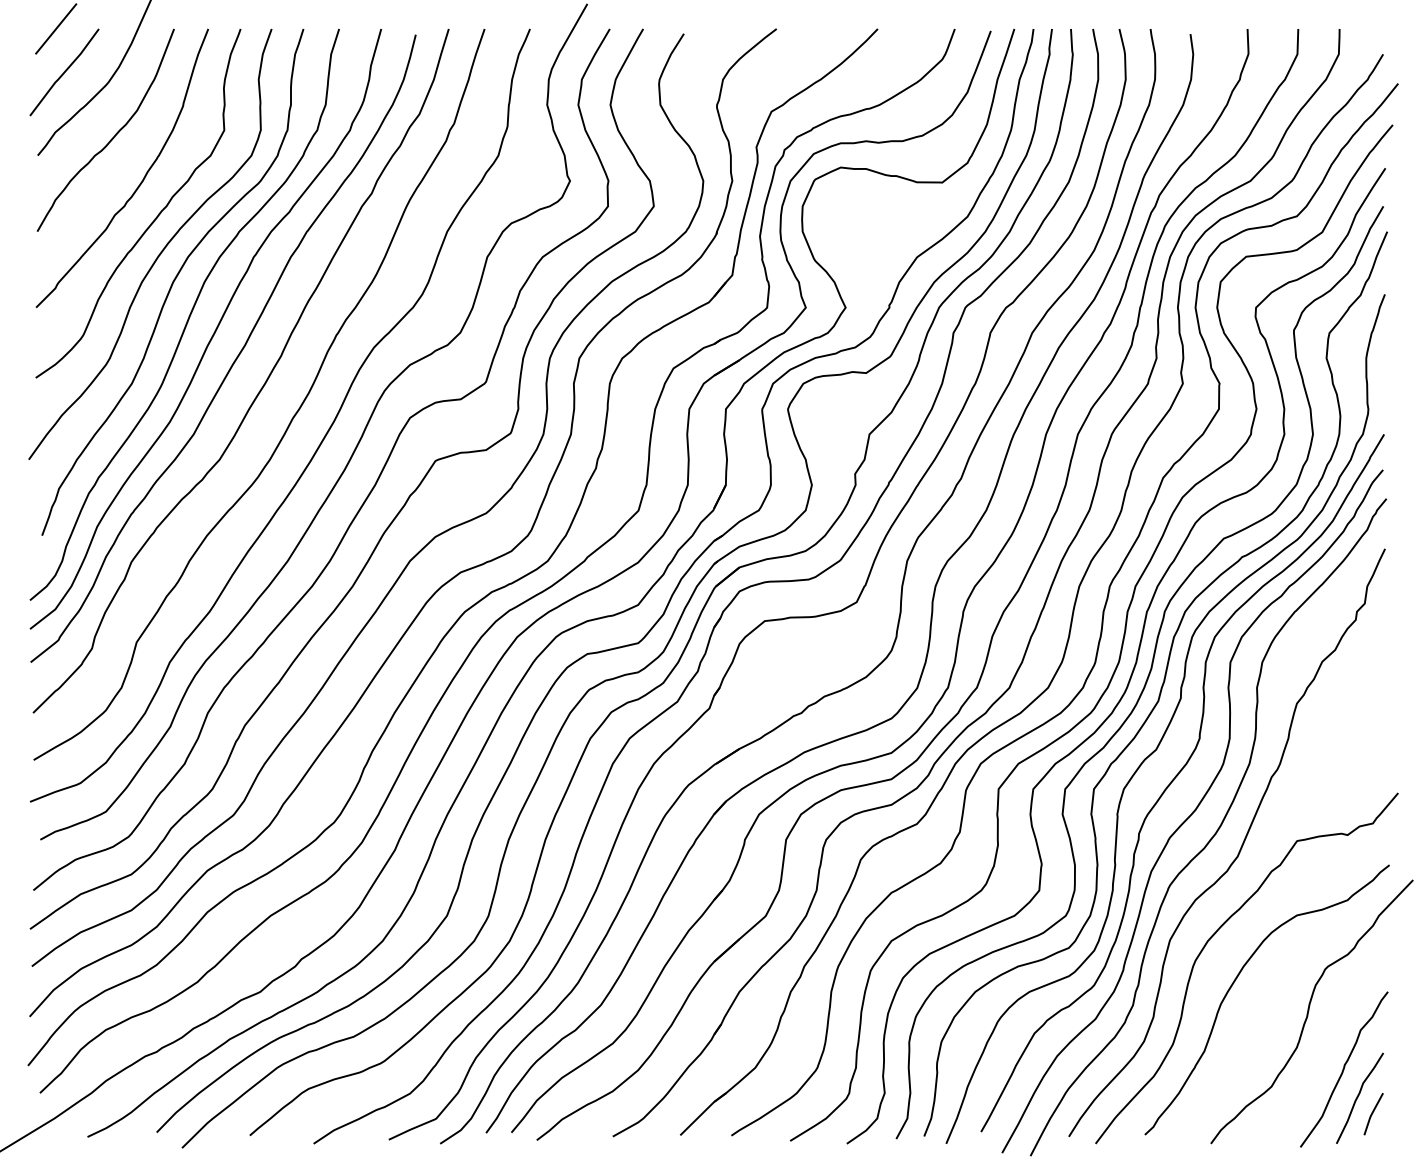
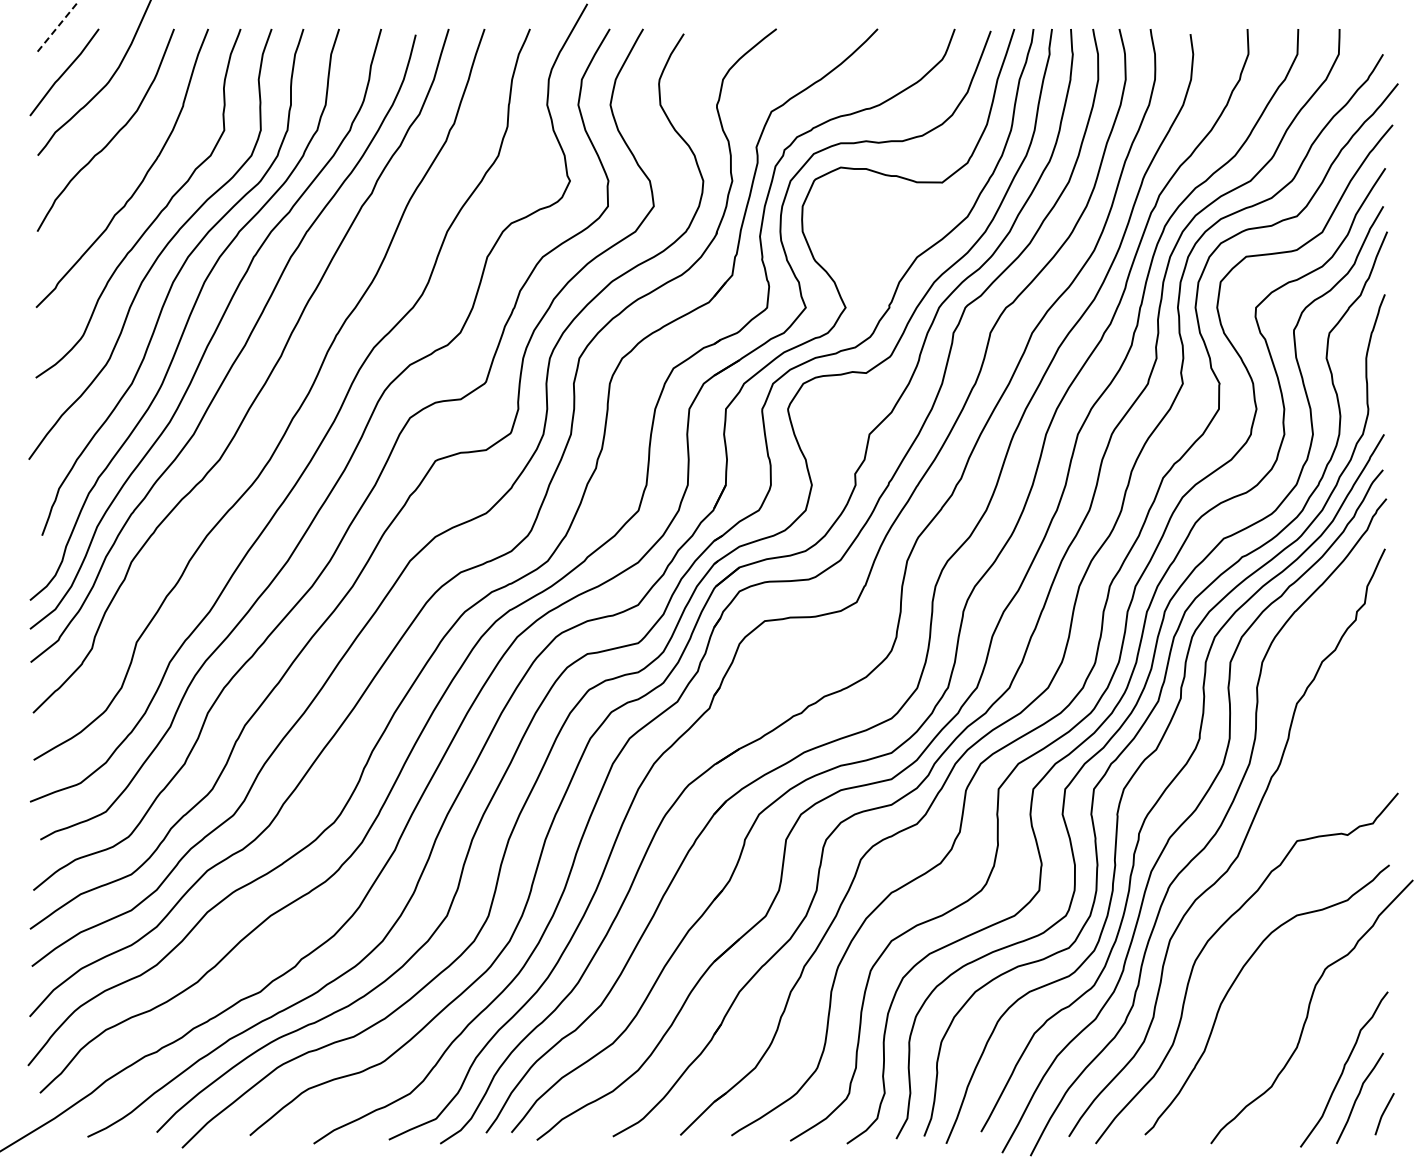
line: solid -> dashed (56, 28)
line position: (1373, 1113) -> (1384, 1113) (1384, 1113)
